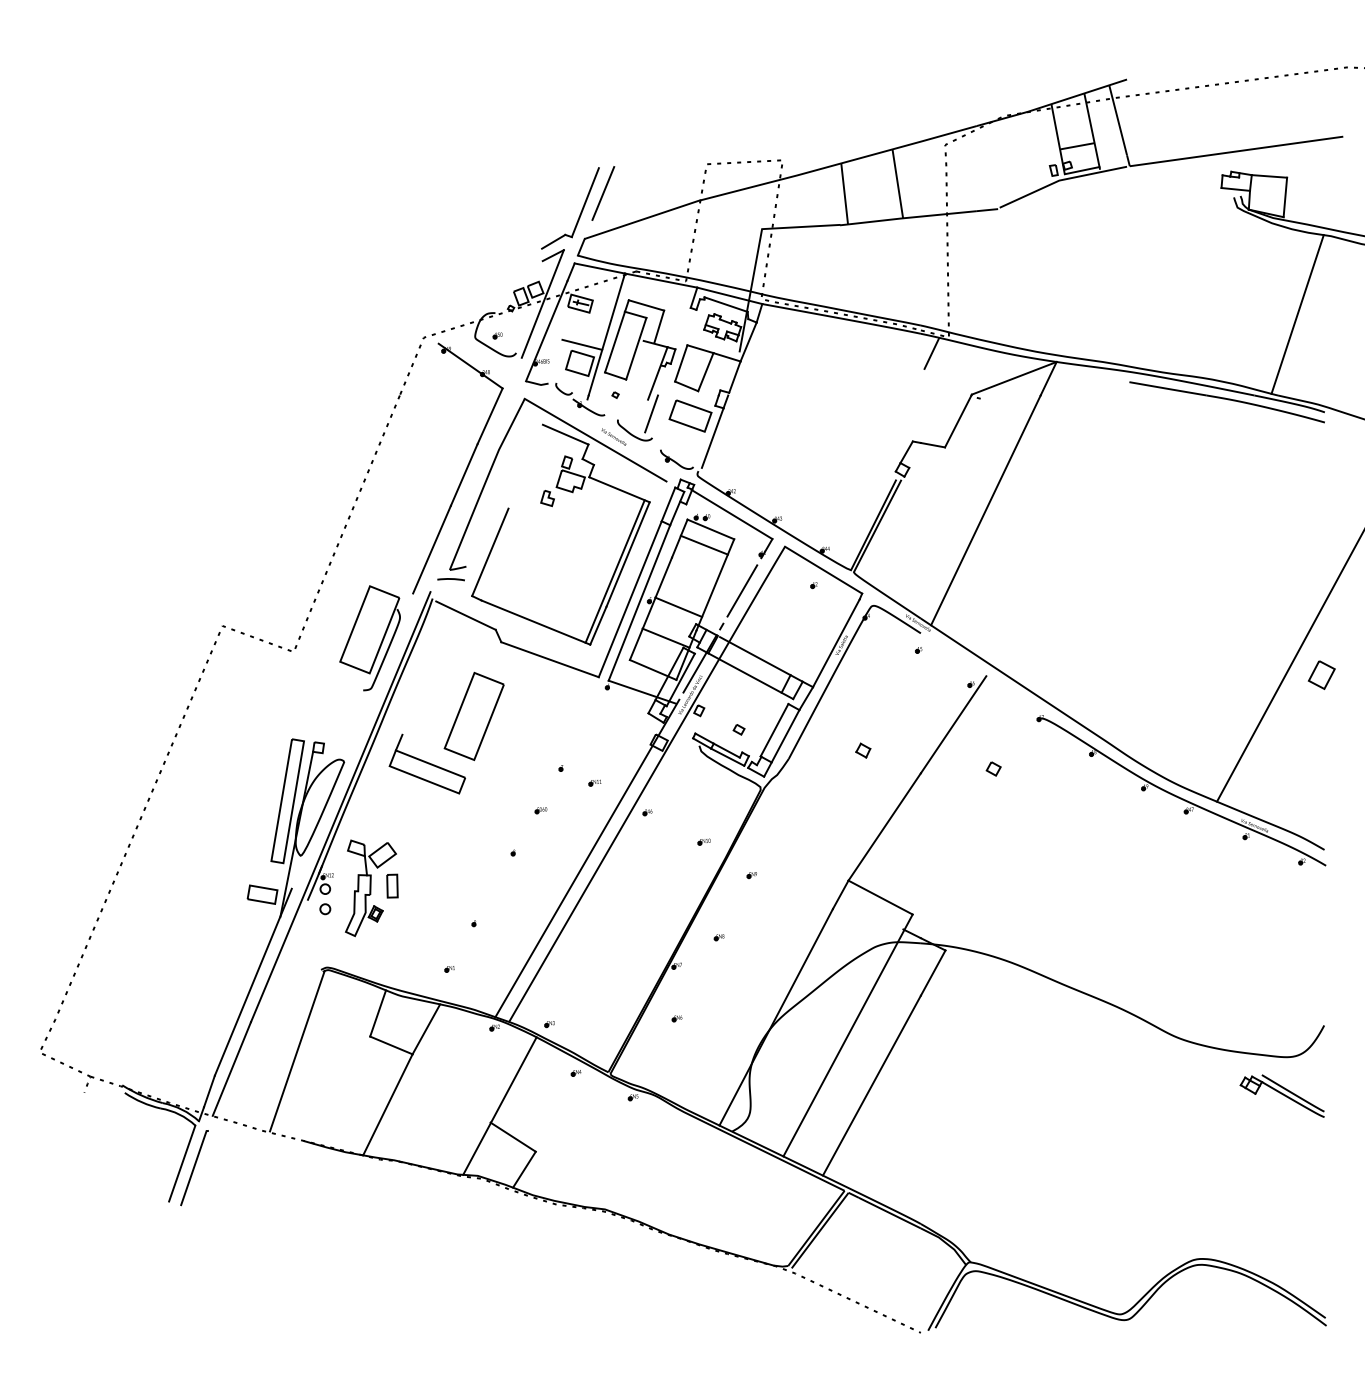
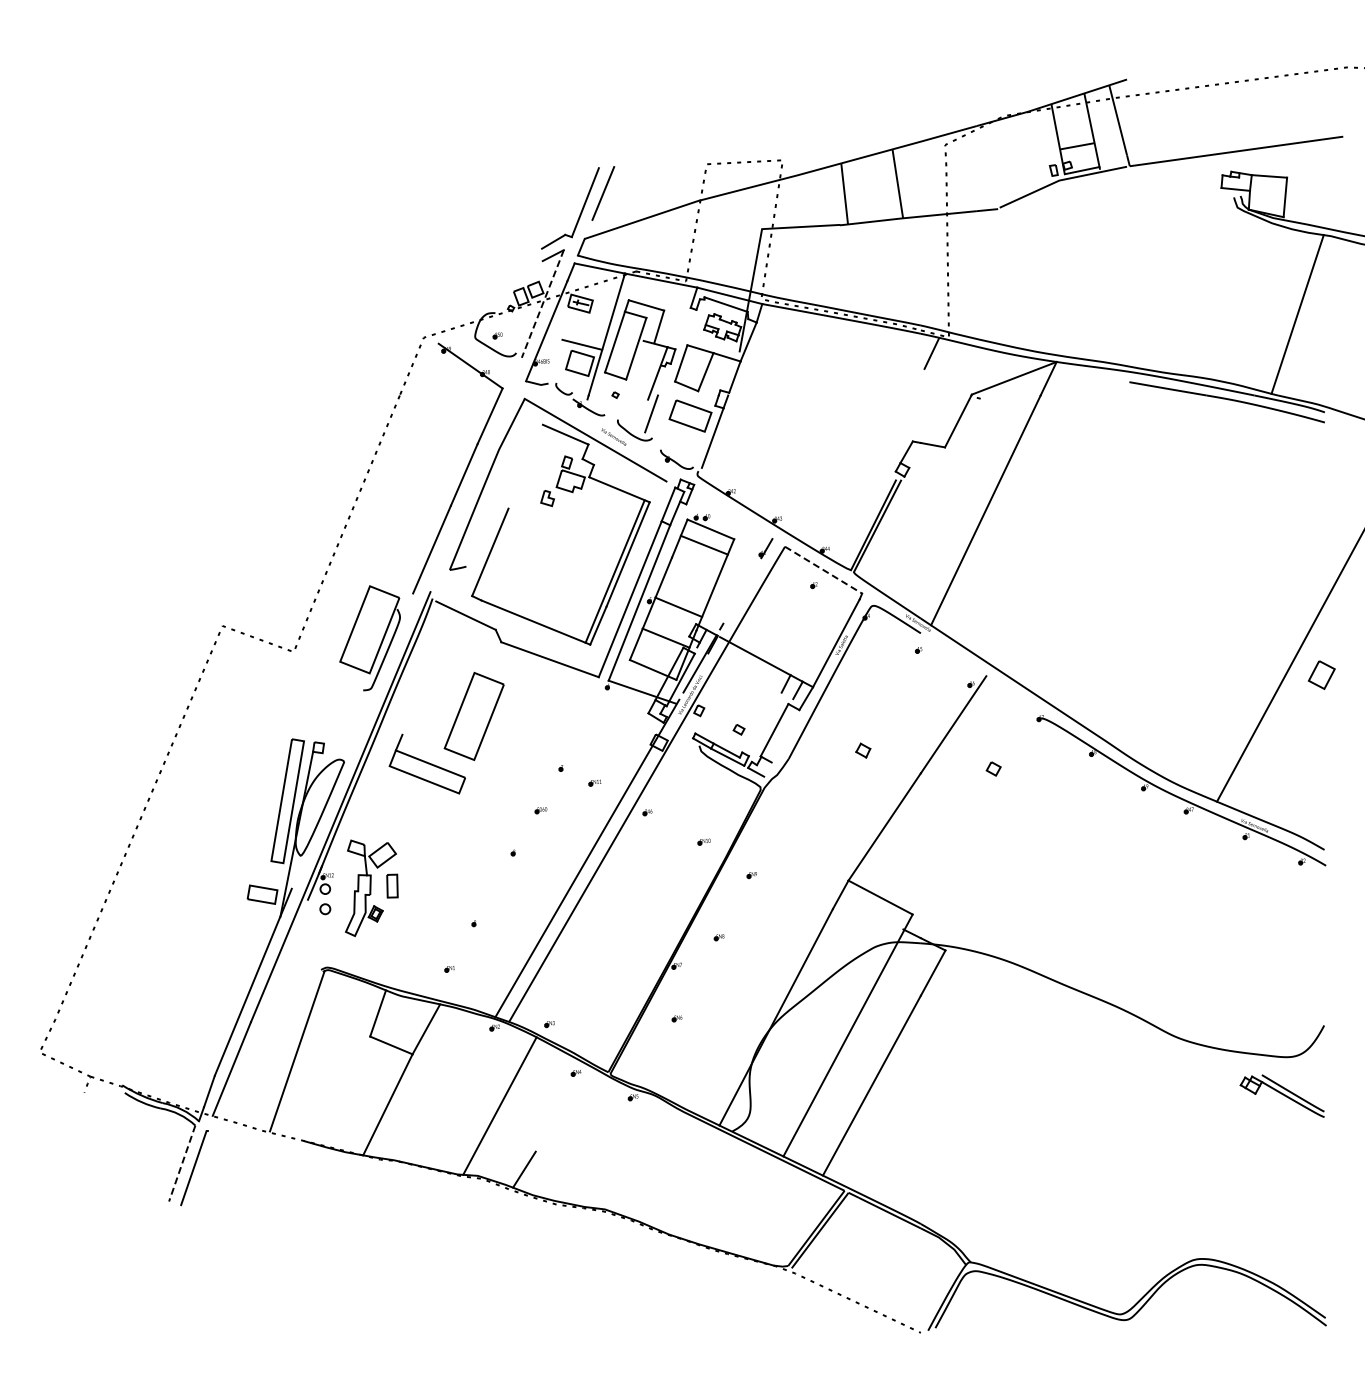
line: solid -> dashed (542, 304)
line: present -> none (731, 514)
line: solid -> dashed (824, 570)
line: present -> none (450, 579)
line: present -> none (742, 590)
line: present -> none (745, 673)
line: present -> none (781, 743)
line: present -> none (512, 1136)
line: solid -> dashed (182, 1164)
